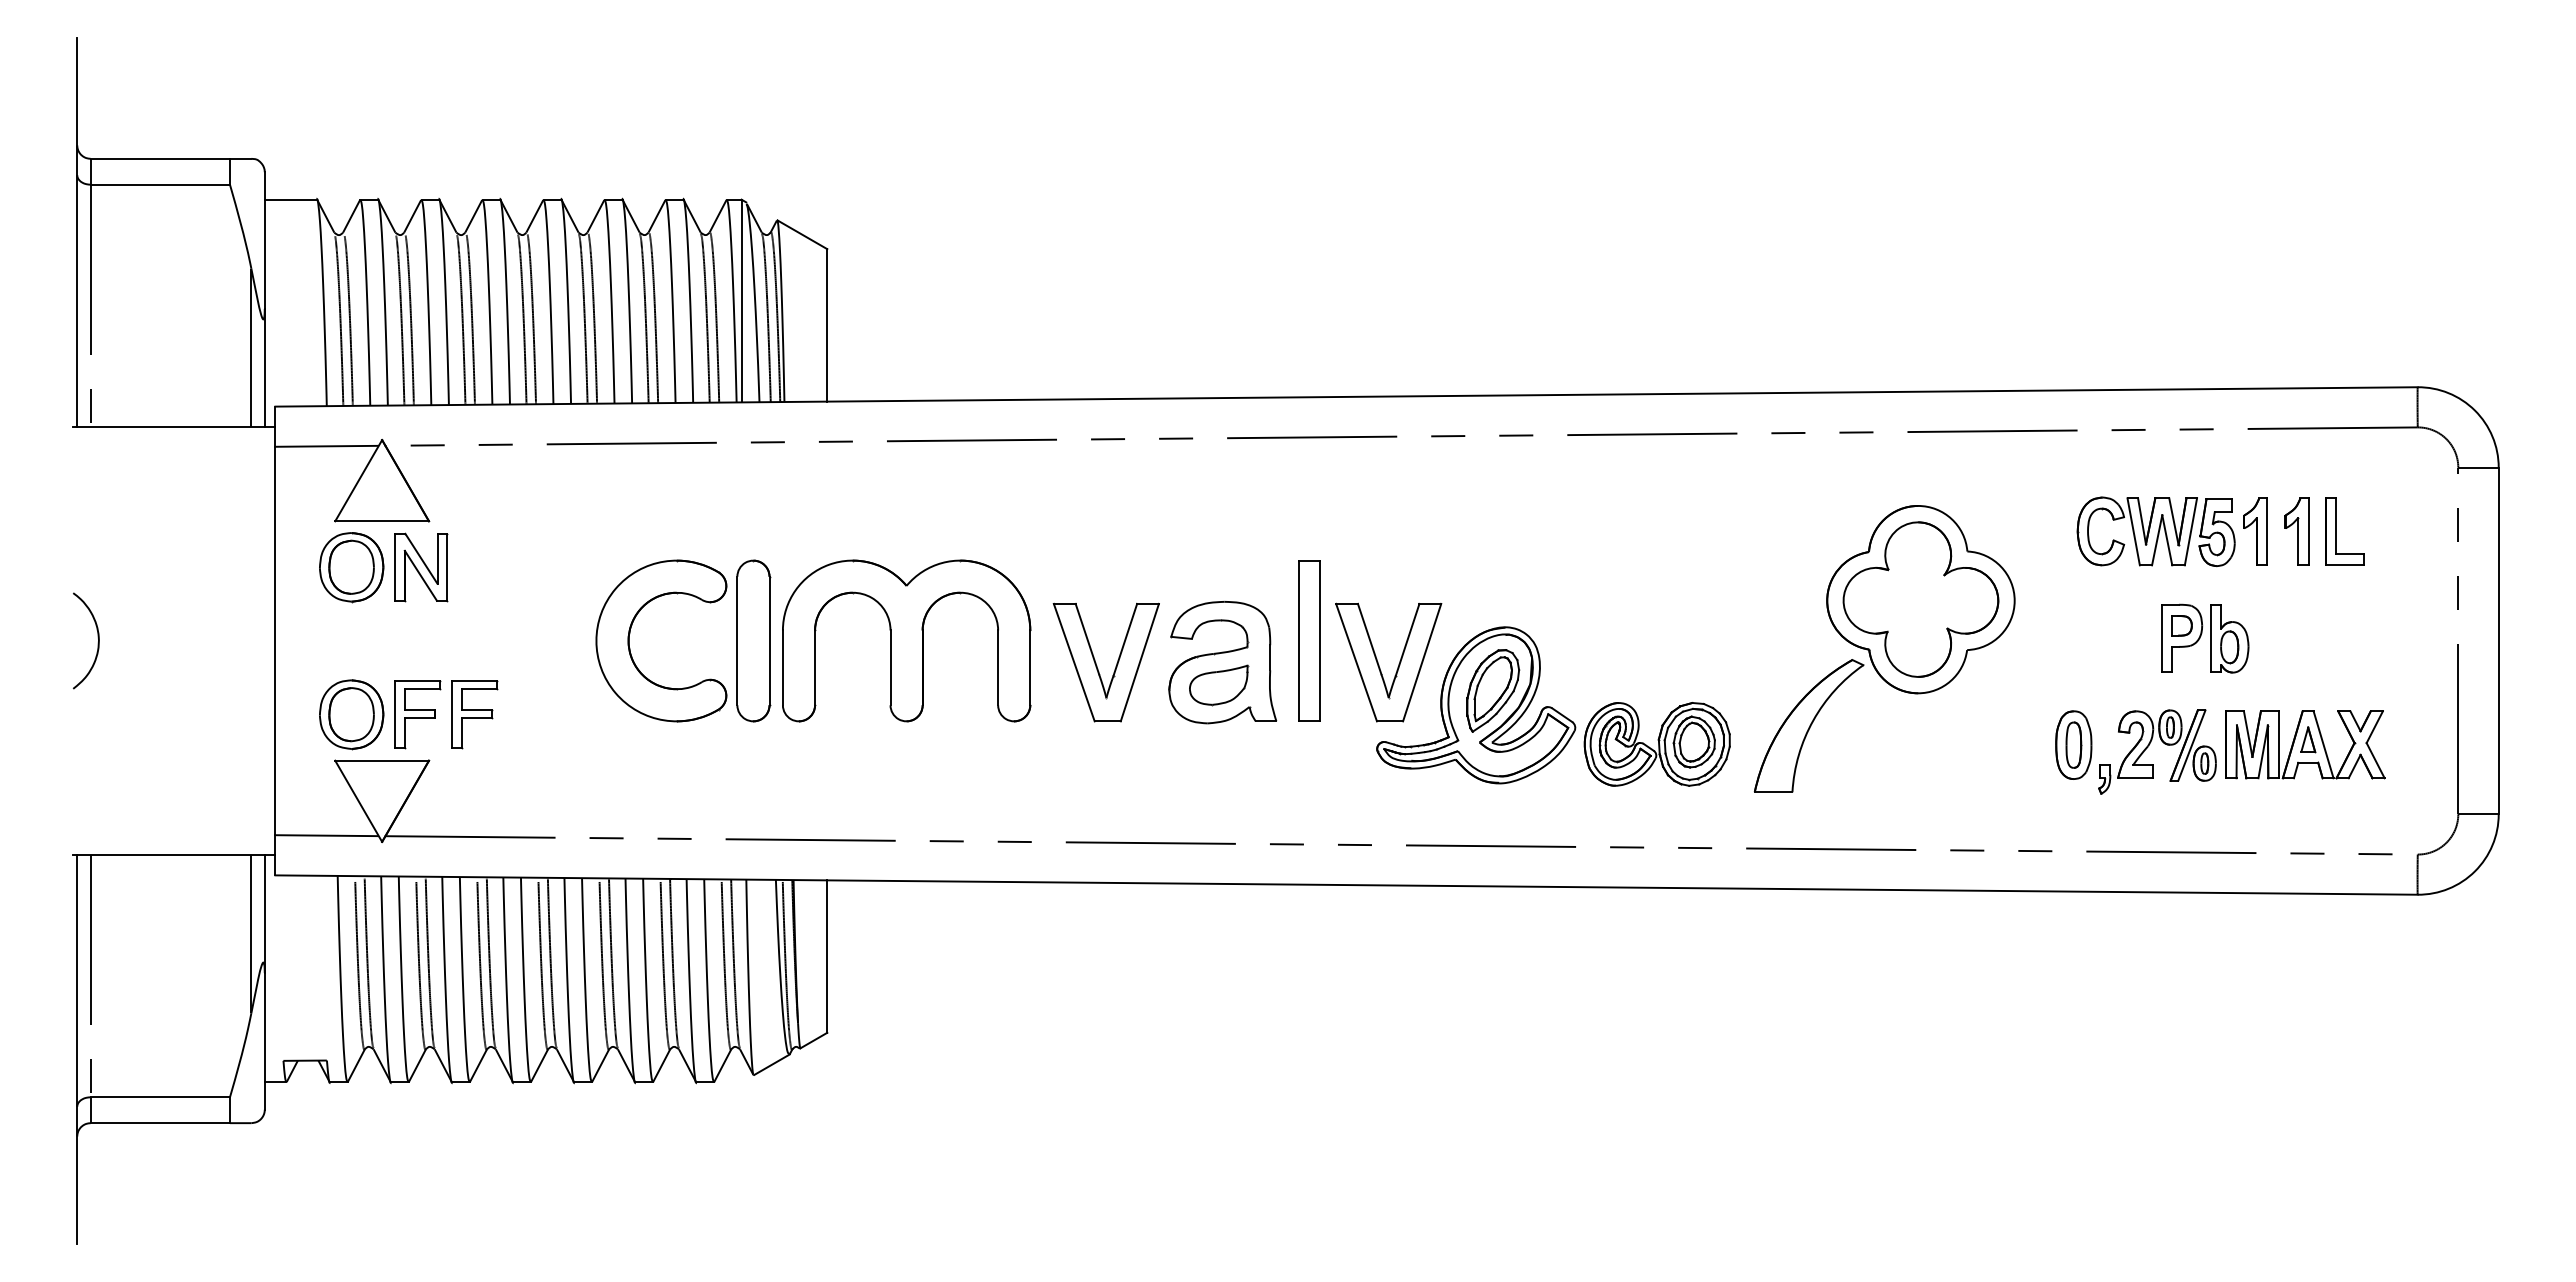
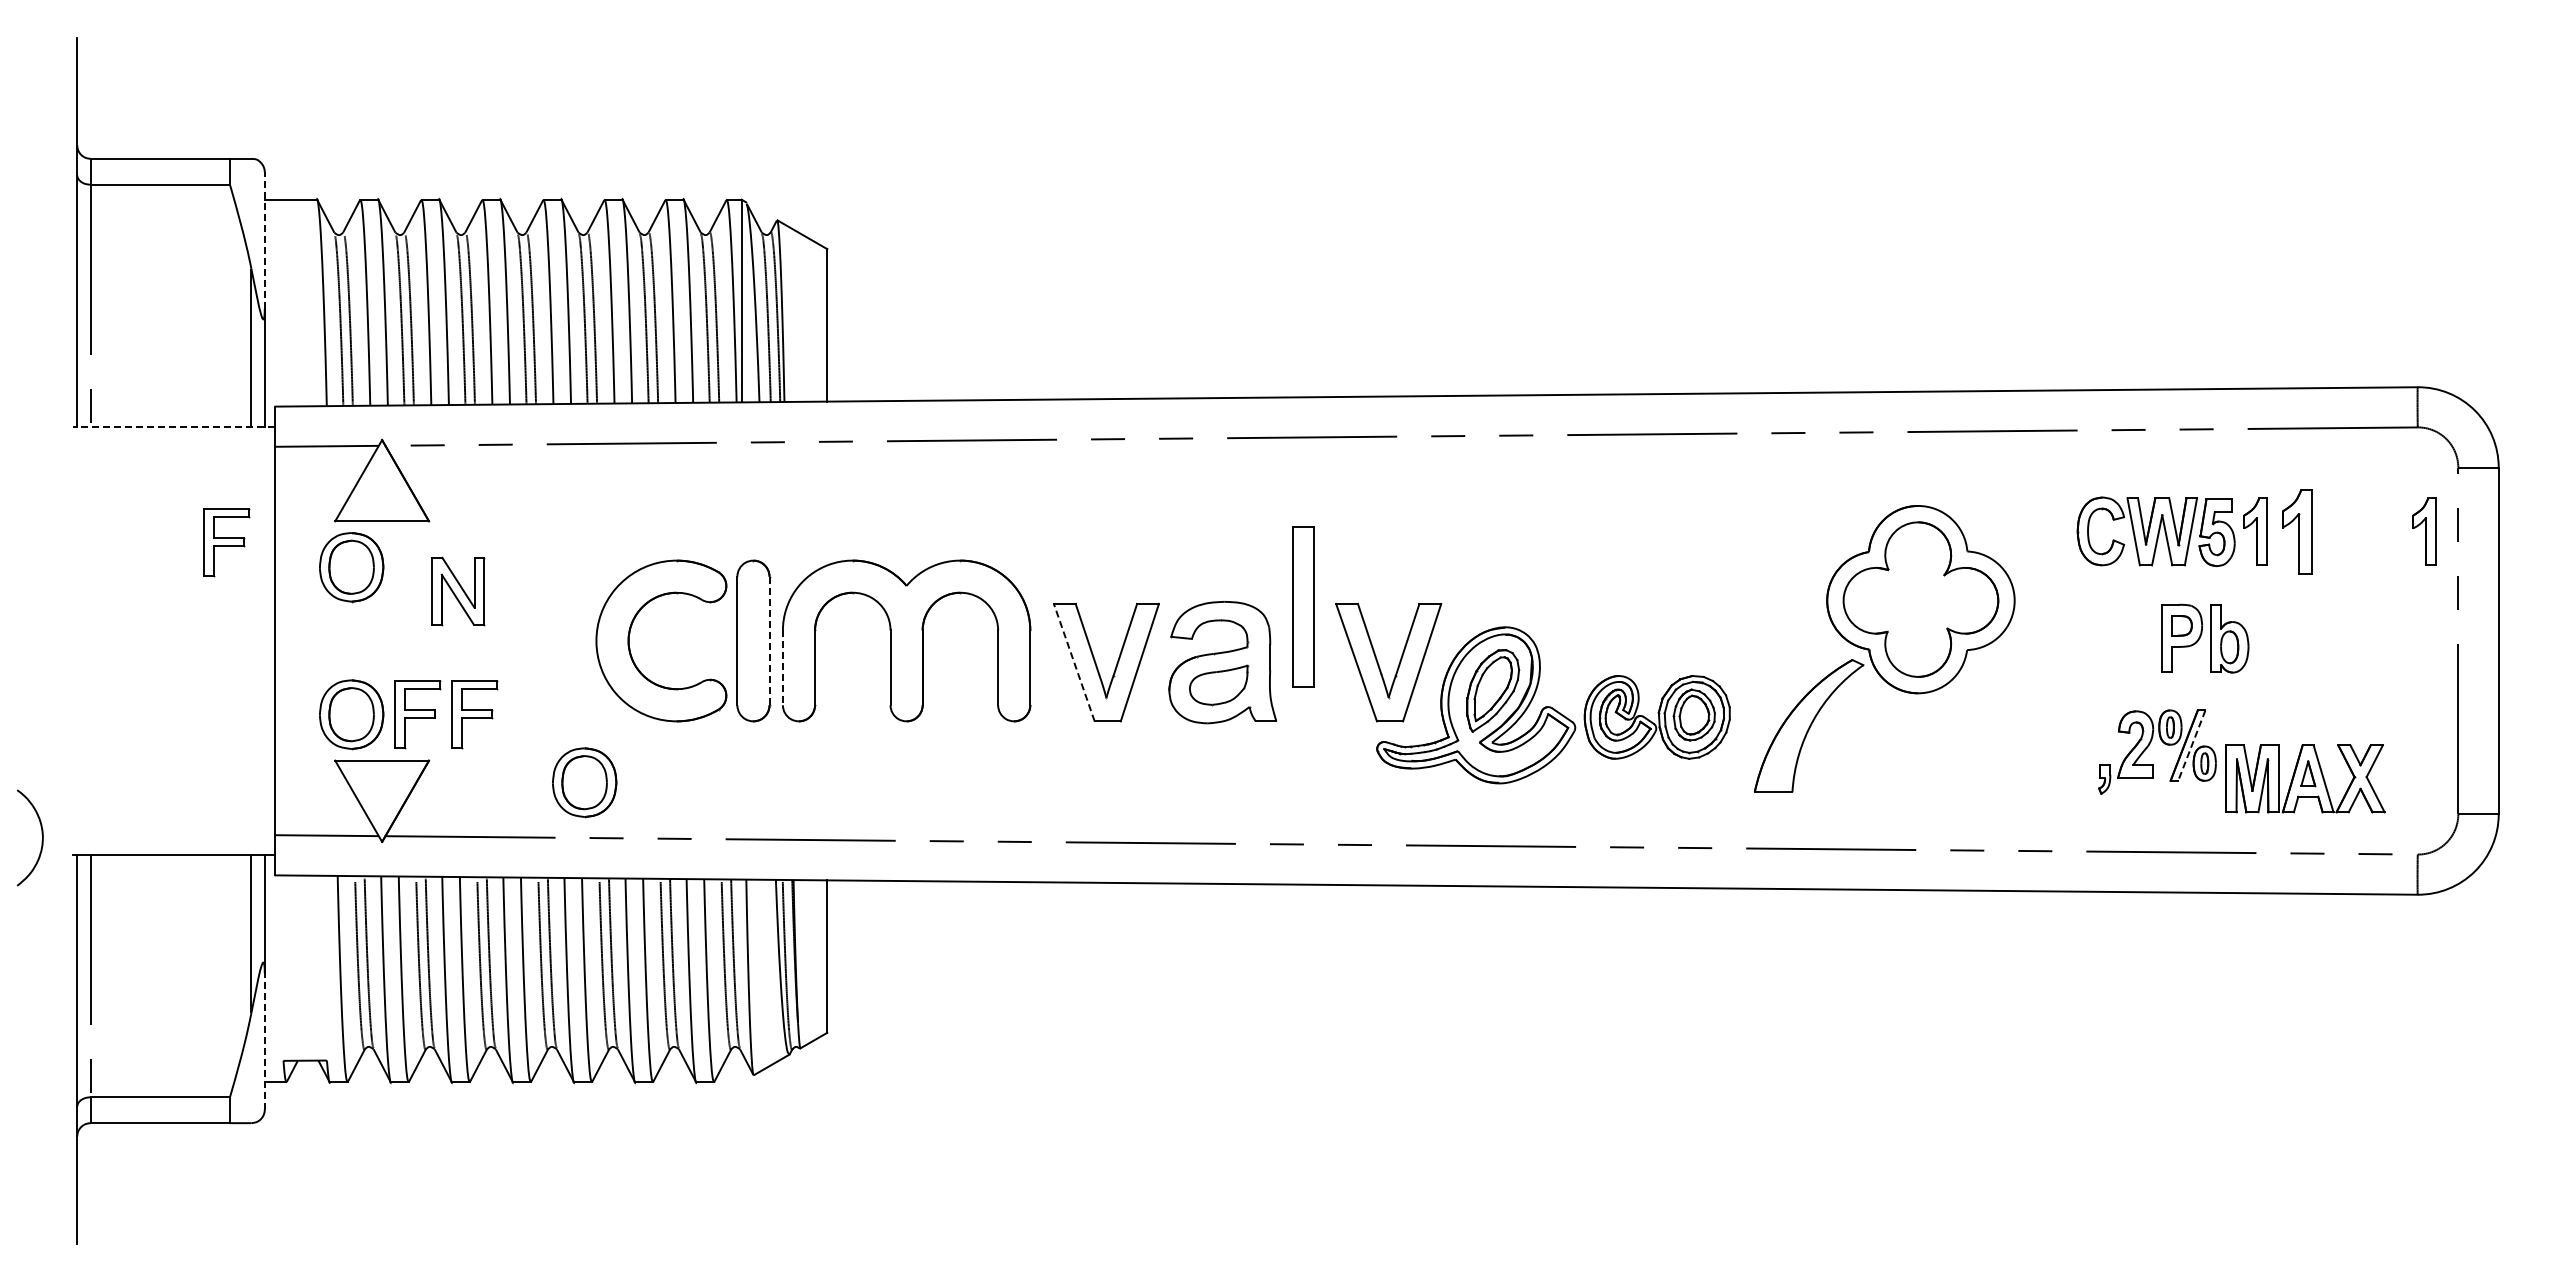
line: solid -> dashed (264, 240)
line: solid -> dashed (173, 426)
part size: 26x69 px -> 31x86 px (2297, 531)
part: present -> none (2336, 531)
part: none -> present (2424, 531)
part: none -> present (226, 542)
part position: (421, 567) -> (458, 591) (458, 591)
curve position: (97, 637) -> (41, 834) (41, 834)
line: solid -> dashed (769, 640)
part position: (1309, 640) -> (1303, 606) (1303, 606)
line: solid -> dashed (1074, 662)
line: solid -> dashed (782, 668)
part position: (1656, 744) -> (1656, 717) (1656, 717)
part: present -> none (2073, 744)
part position: (2305, 744) -> (2305, 778) (2305, 778)
line: solid -> dashed (2191, 745)
part: none -> present (584, 782)
line: solid -> dashed (264, 1040)
